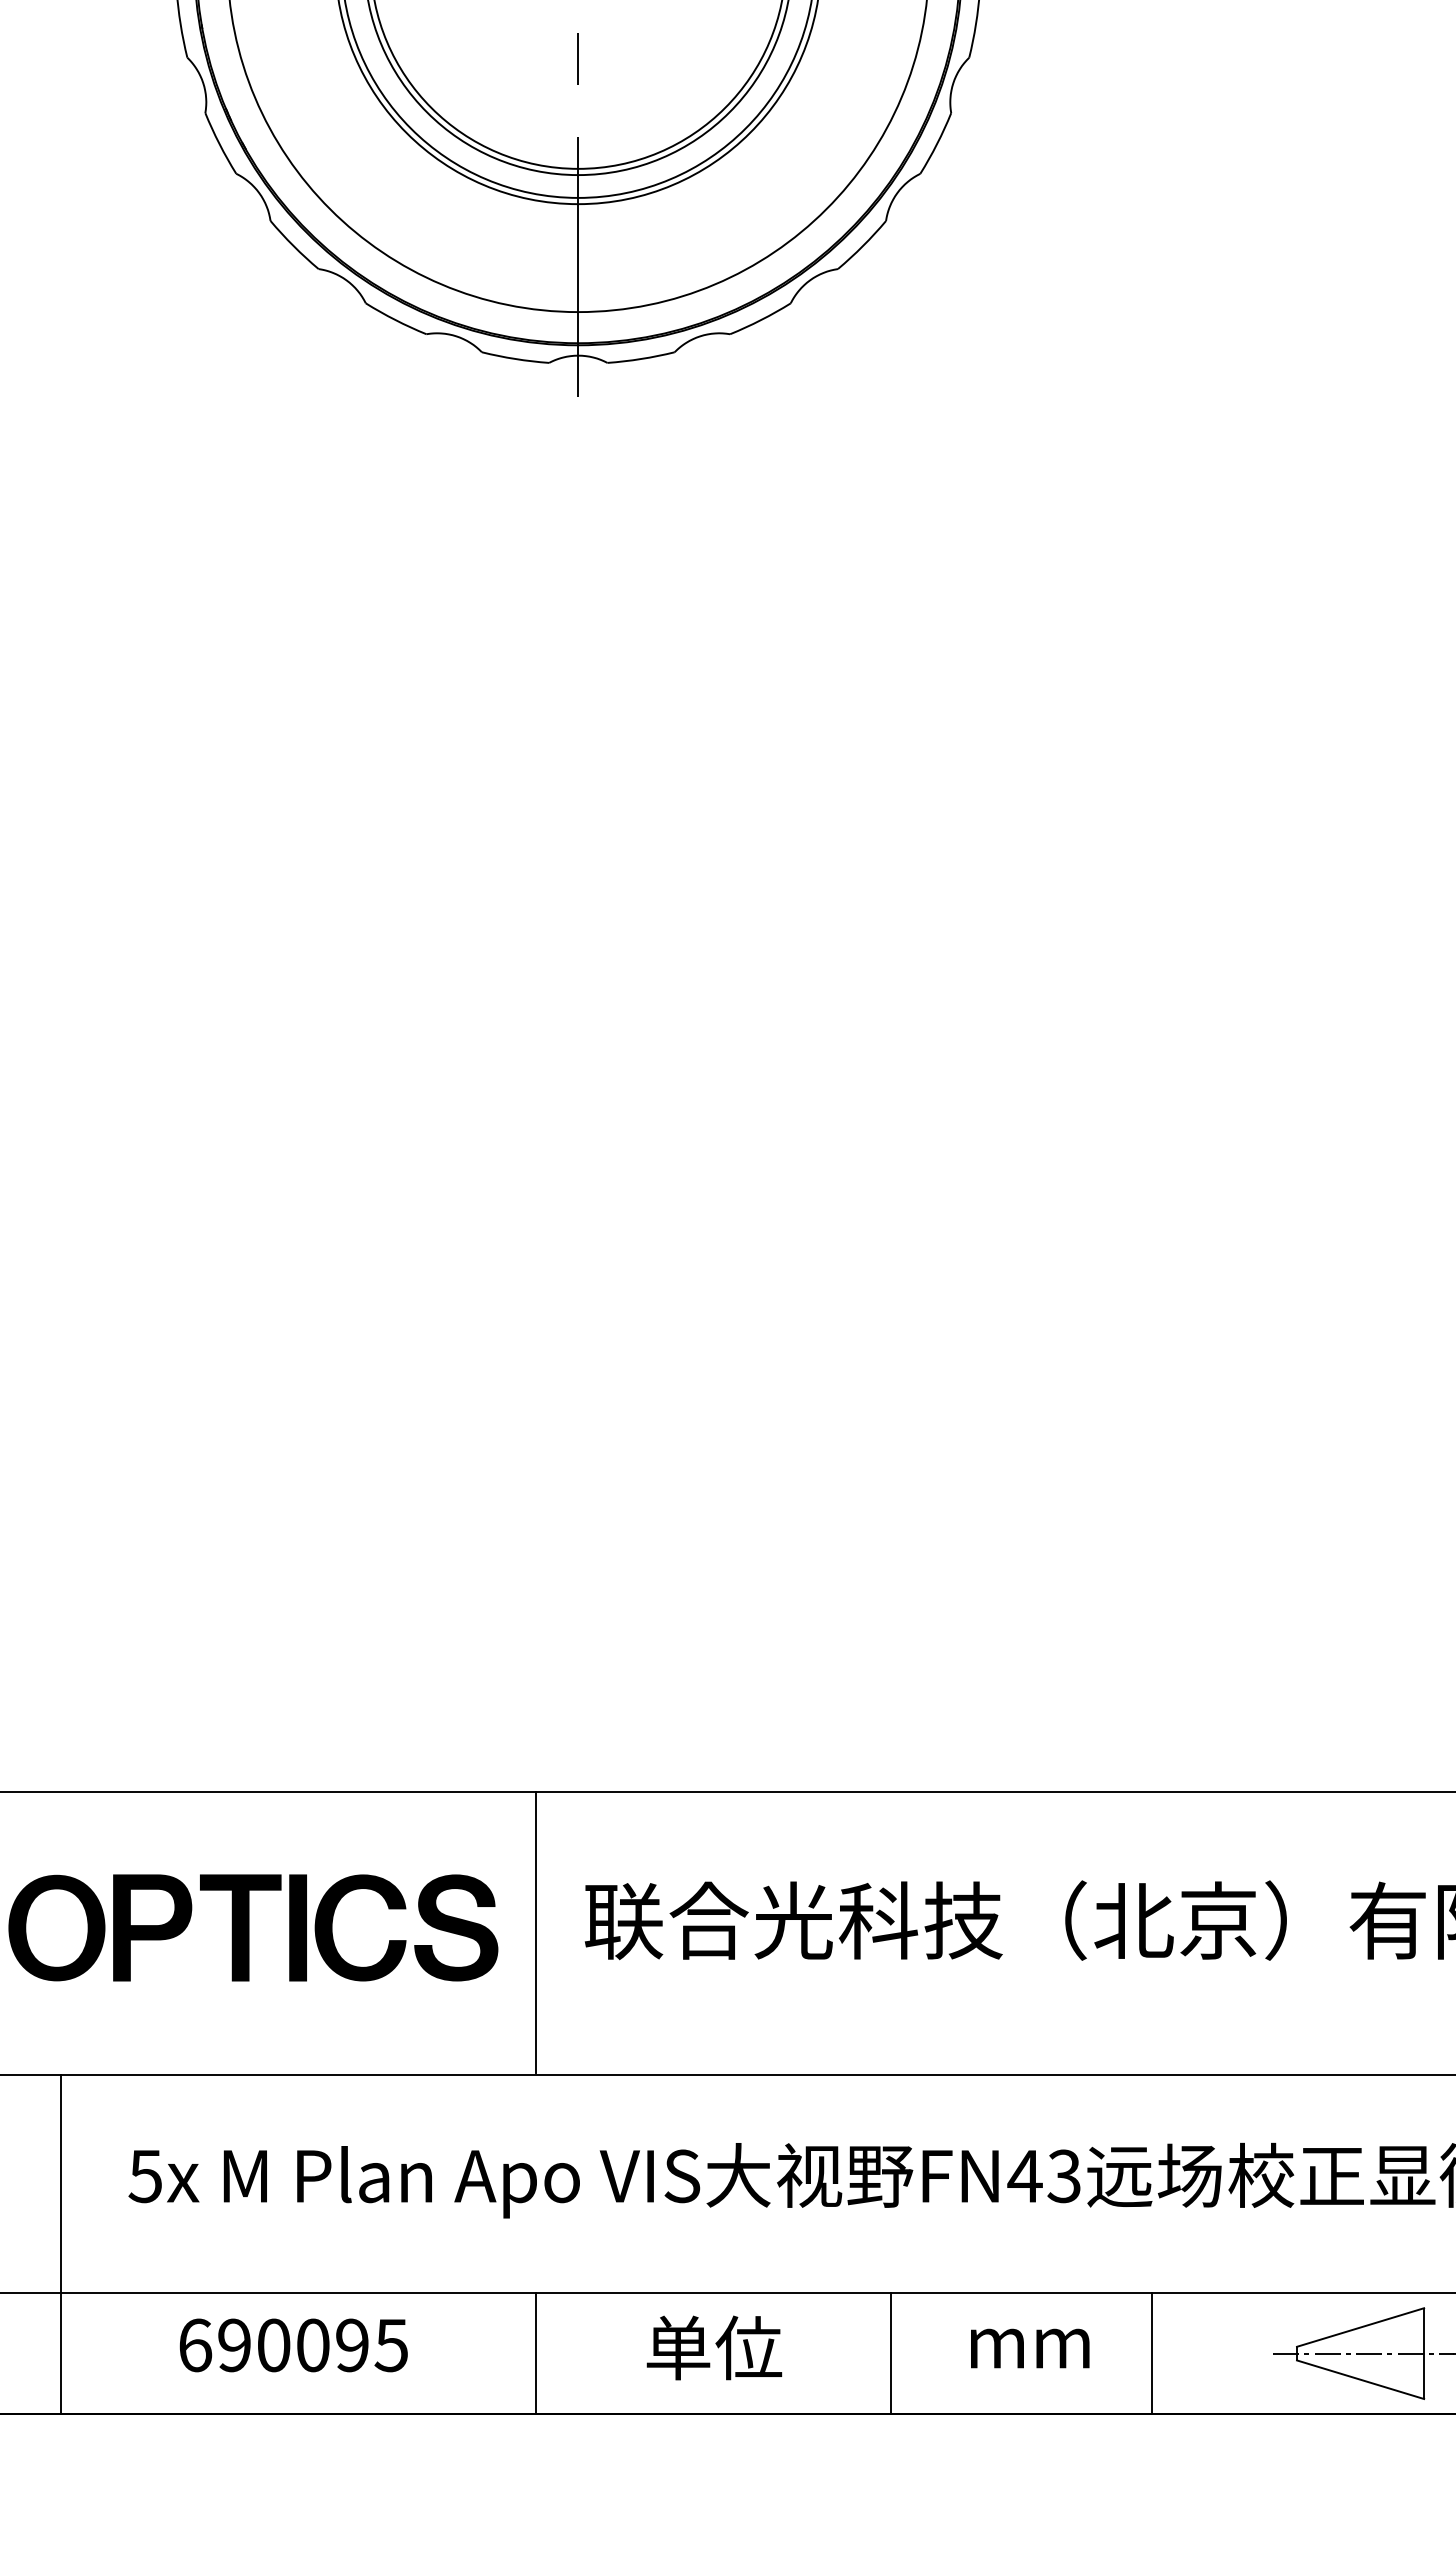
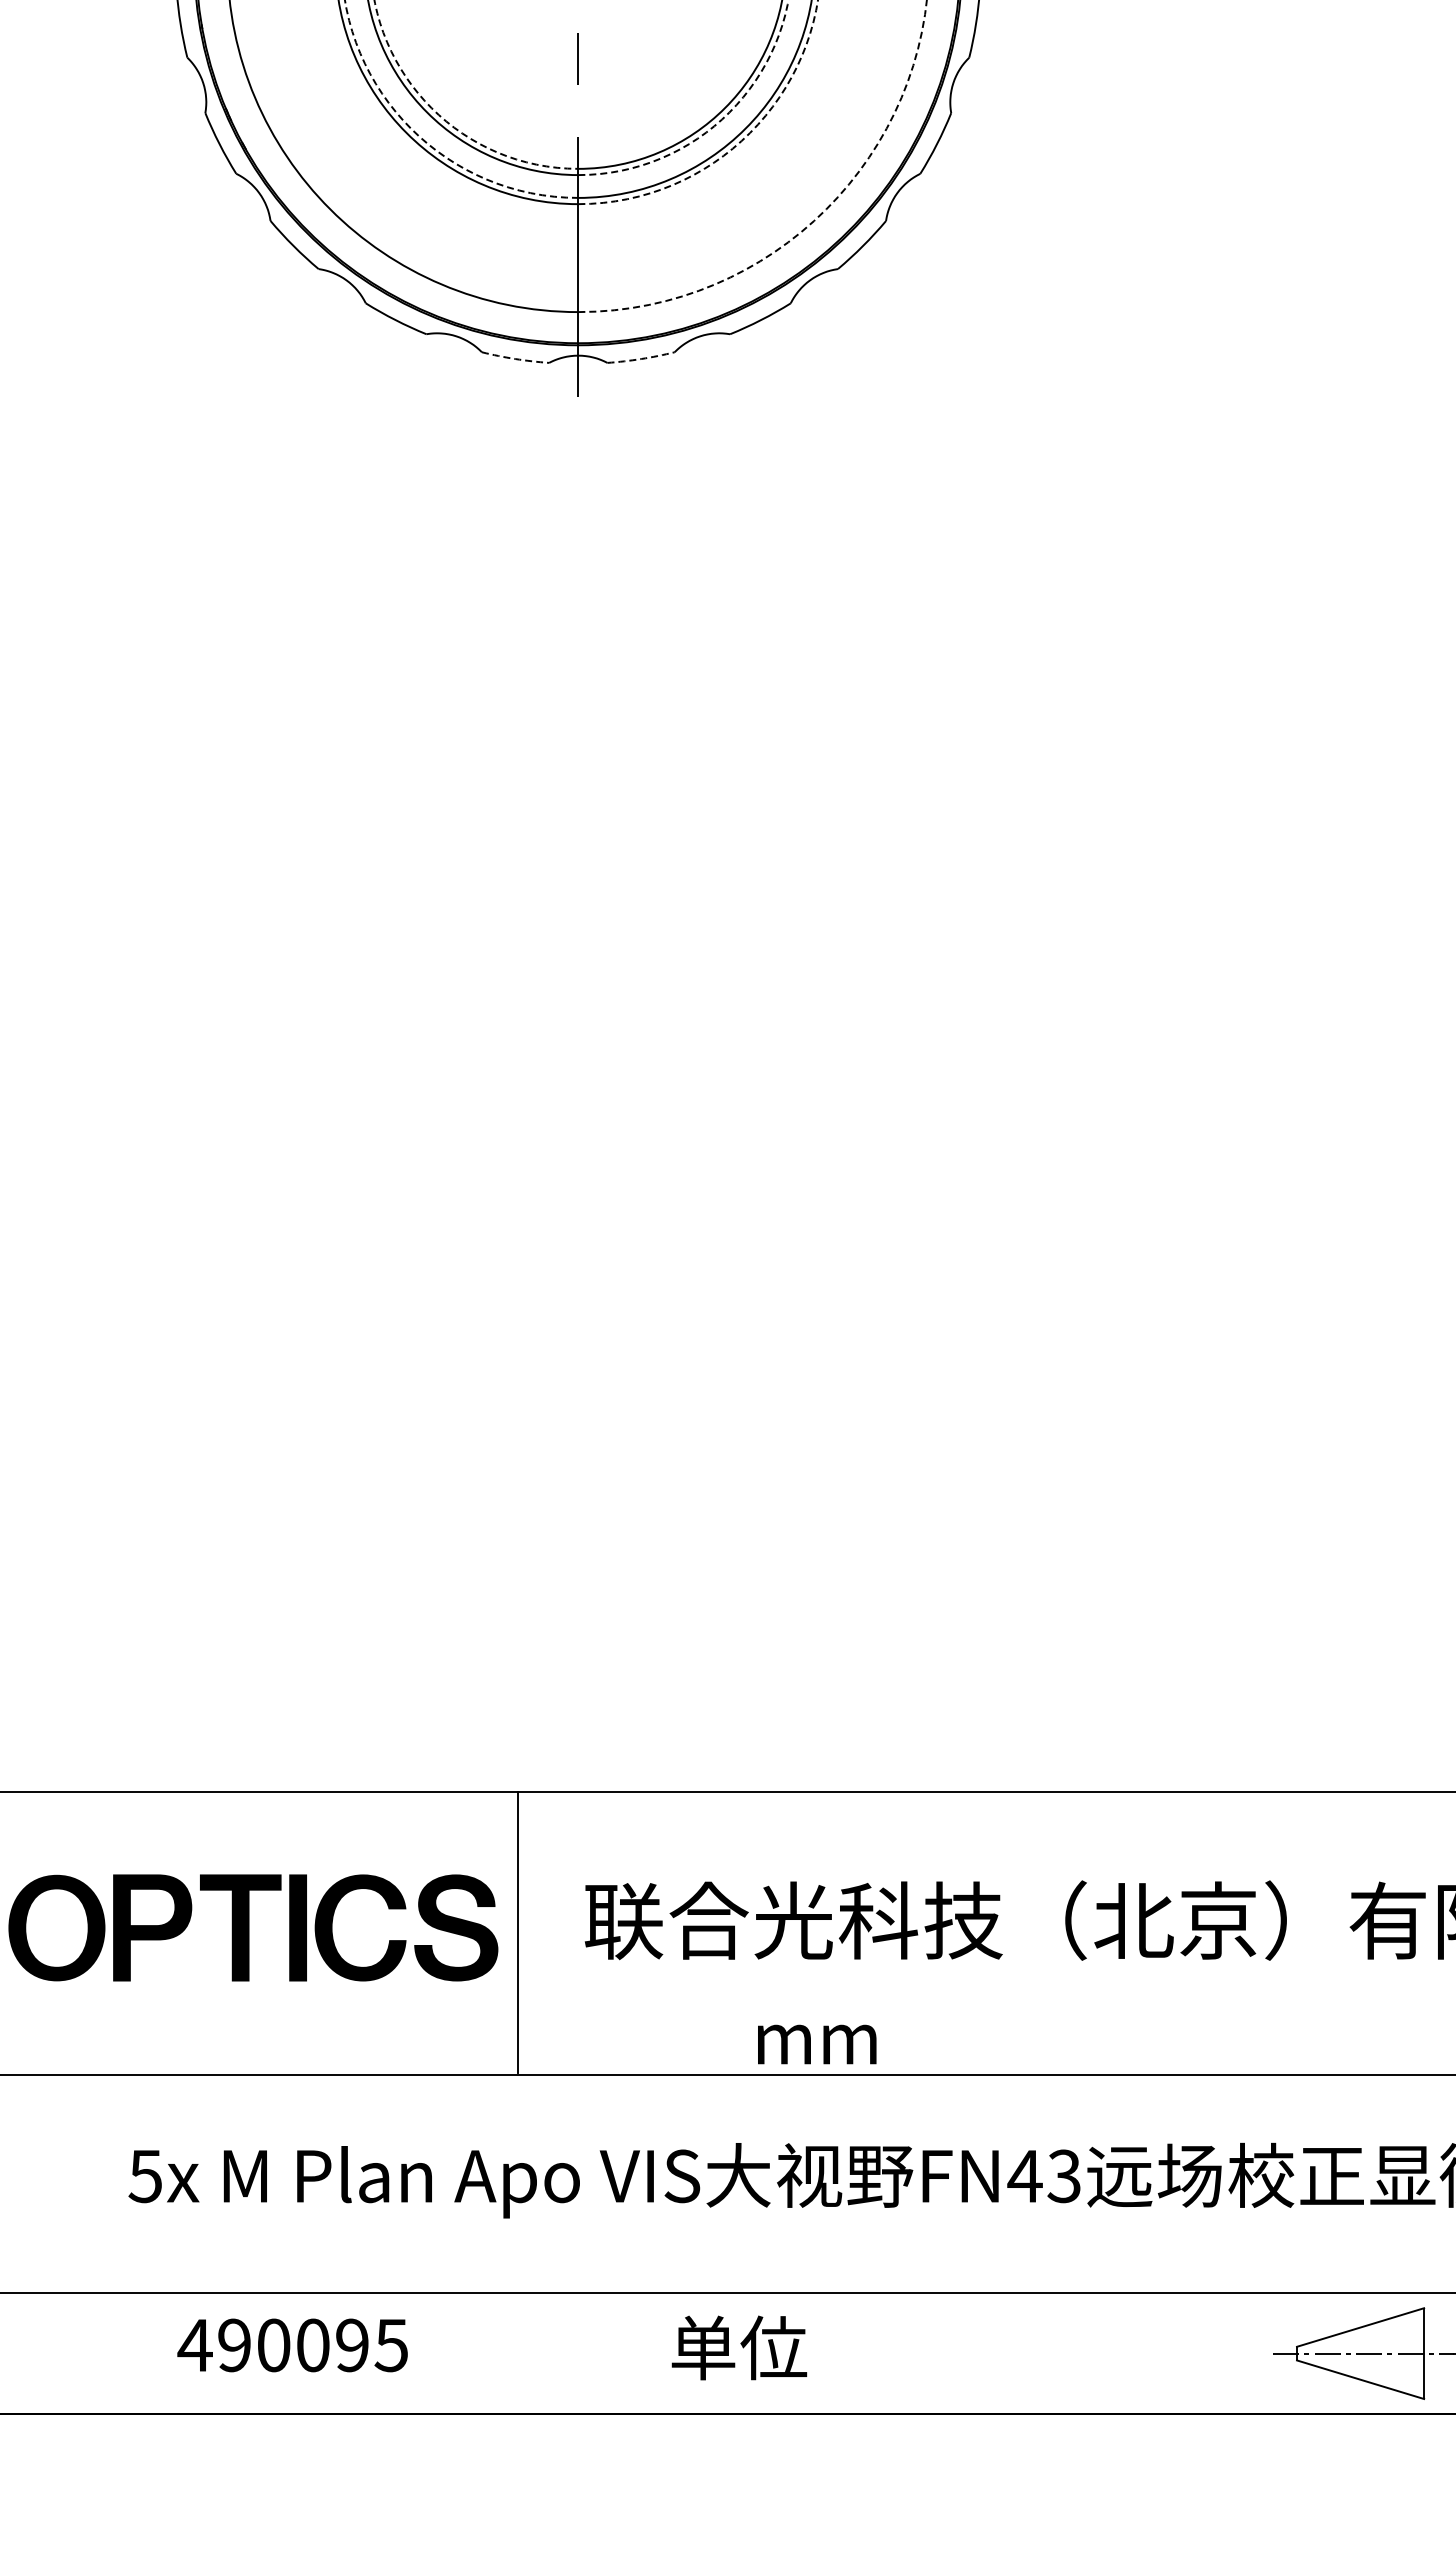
arc: solid -> dashed (446, 121)
arc: solid -> dashed (715, 125)
arc: solid -> dashed (425, 142)
arc: solid -> dashed (735, 146)
arc: solid -> dashed (812, 222)
arc: solid -> dashed (515, 359)
arc: solid -> dashed (641, 359)
line position: (536, 1932) -> (518, 1932) (518, 1932)
line: present -> none (61, 2244)
text: 690095 -> 490095 (194, 2345)
text position: (714, 2347) -> (739, 2347) (739, 2347)
text position: (1030, 2348) -> (817, 2044) (817, 2044)
line: present -> none (536, 2353)
line: present -> none (891, 2353)
line: present -> none (1151, 2353)
